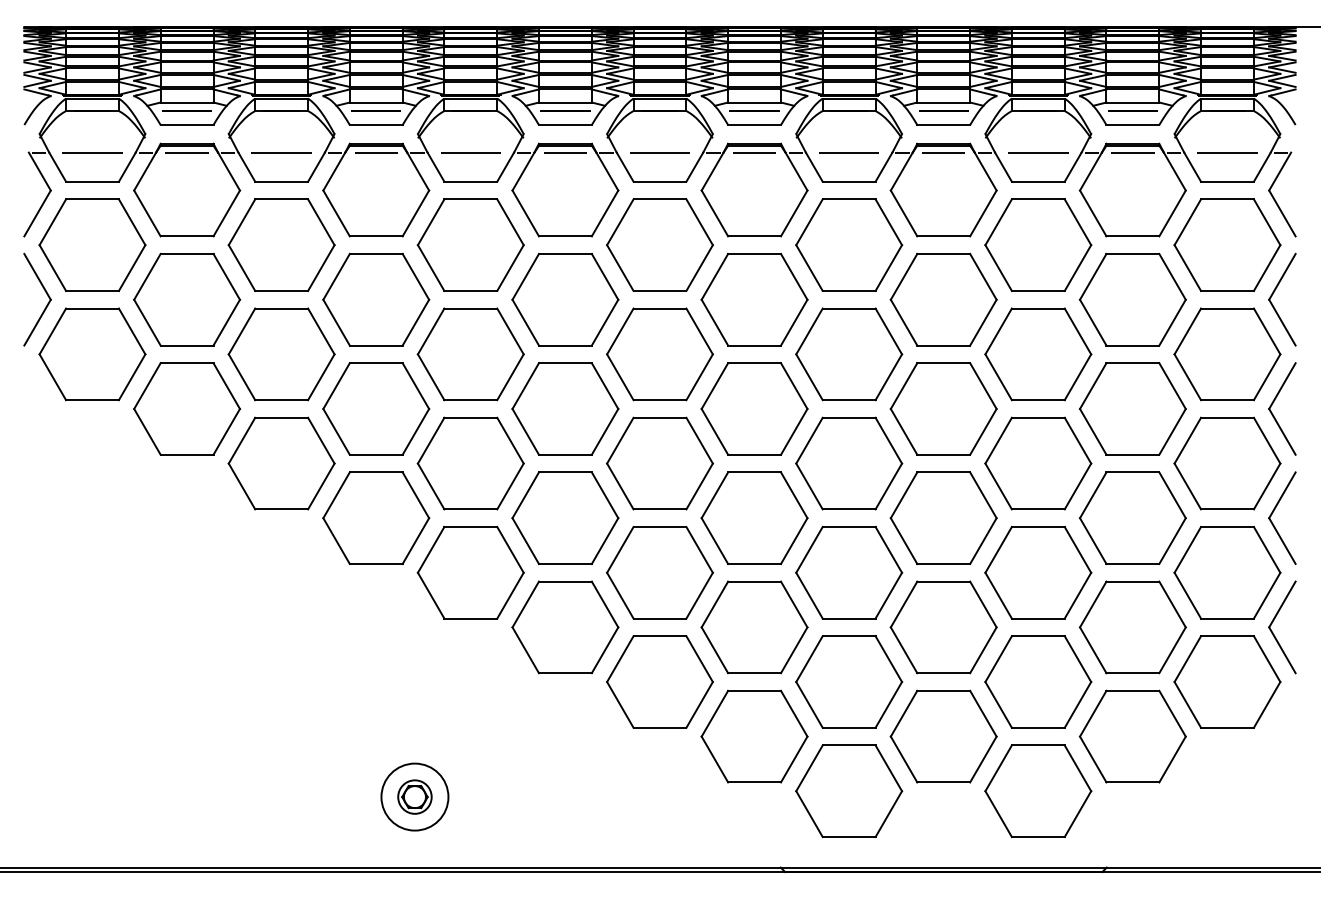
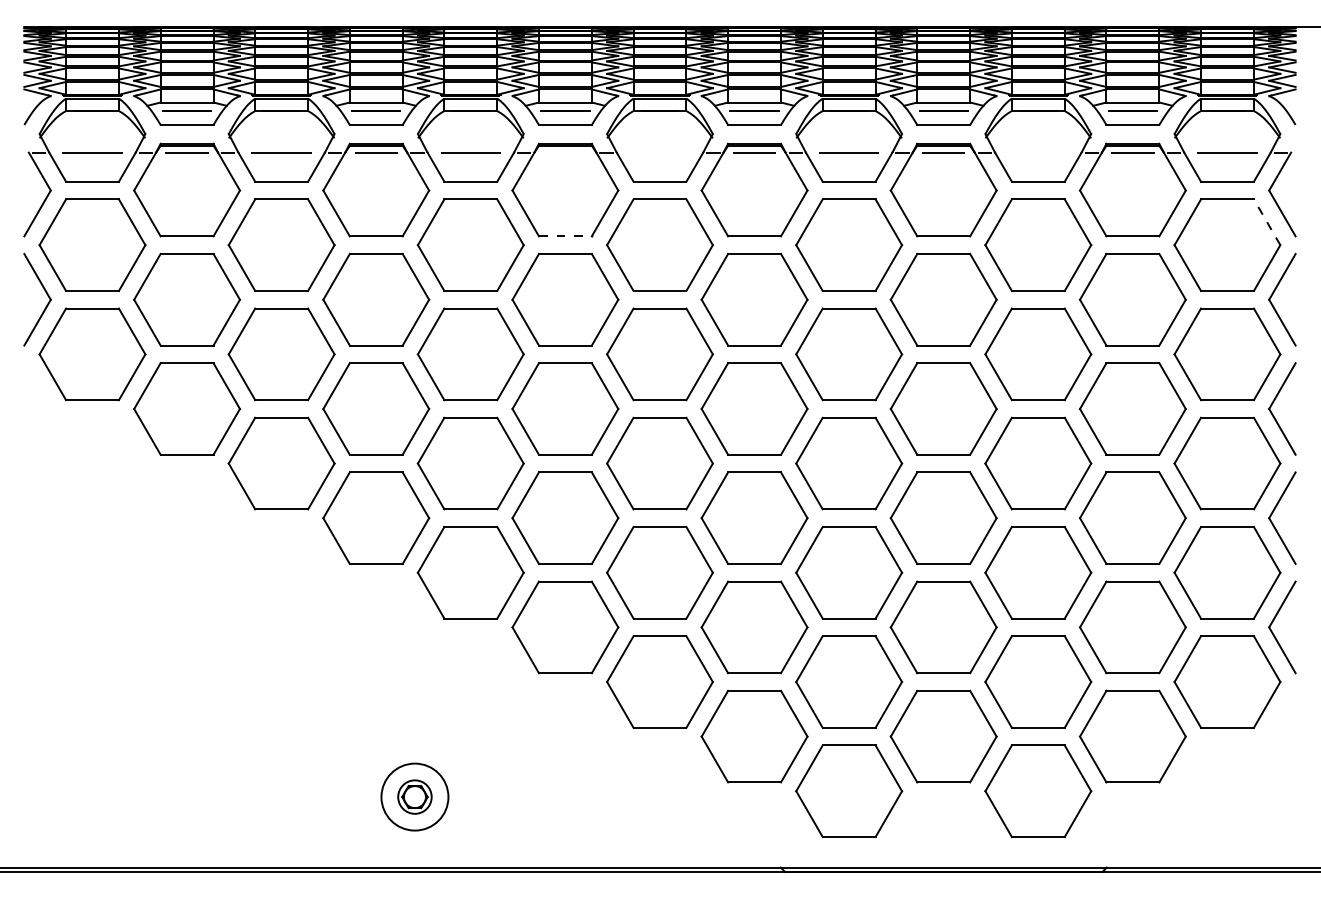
line: present -> none (565, 152)
line: present -> none (659, 152)
line: present -> none (1038, 152)
line: solid -> dashed (1266, 221)
line: solid -> dashed (565, 236)
